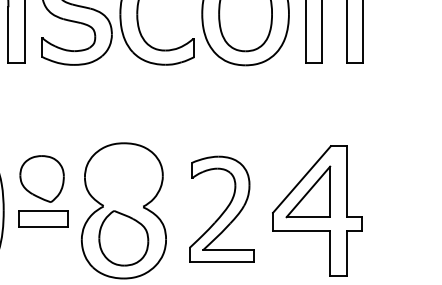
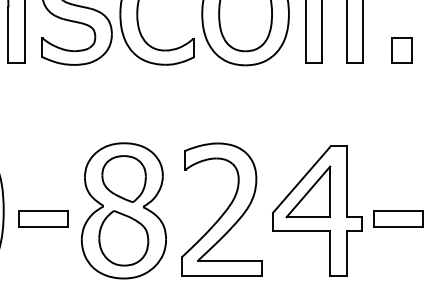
part: none -> present (401, 50)
part position: (41, 178) -> (123, 178) (123, 178)
part size: 66x108 px -> 82x135 px (221, 209)
part: none -> present (398, 218)
